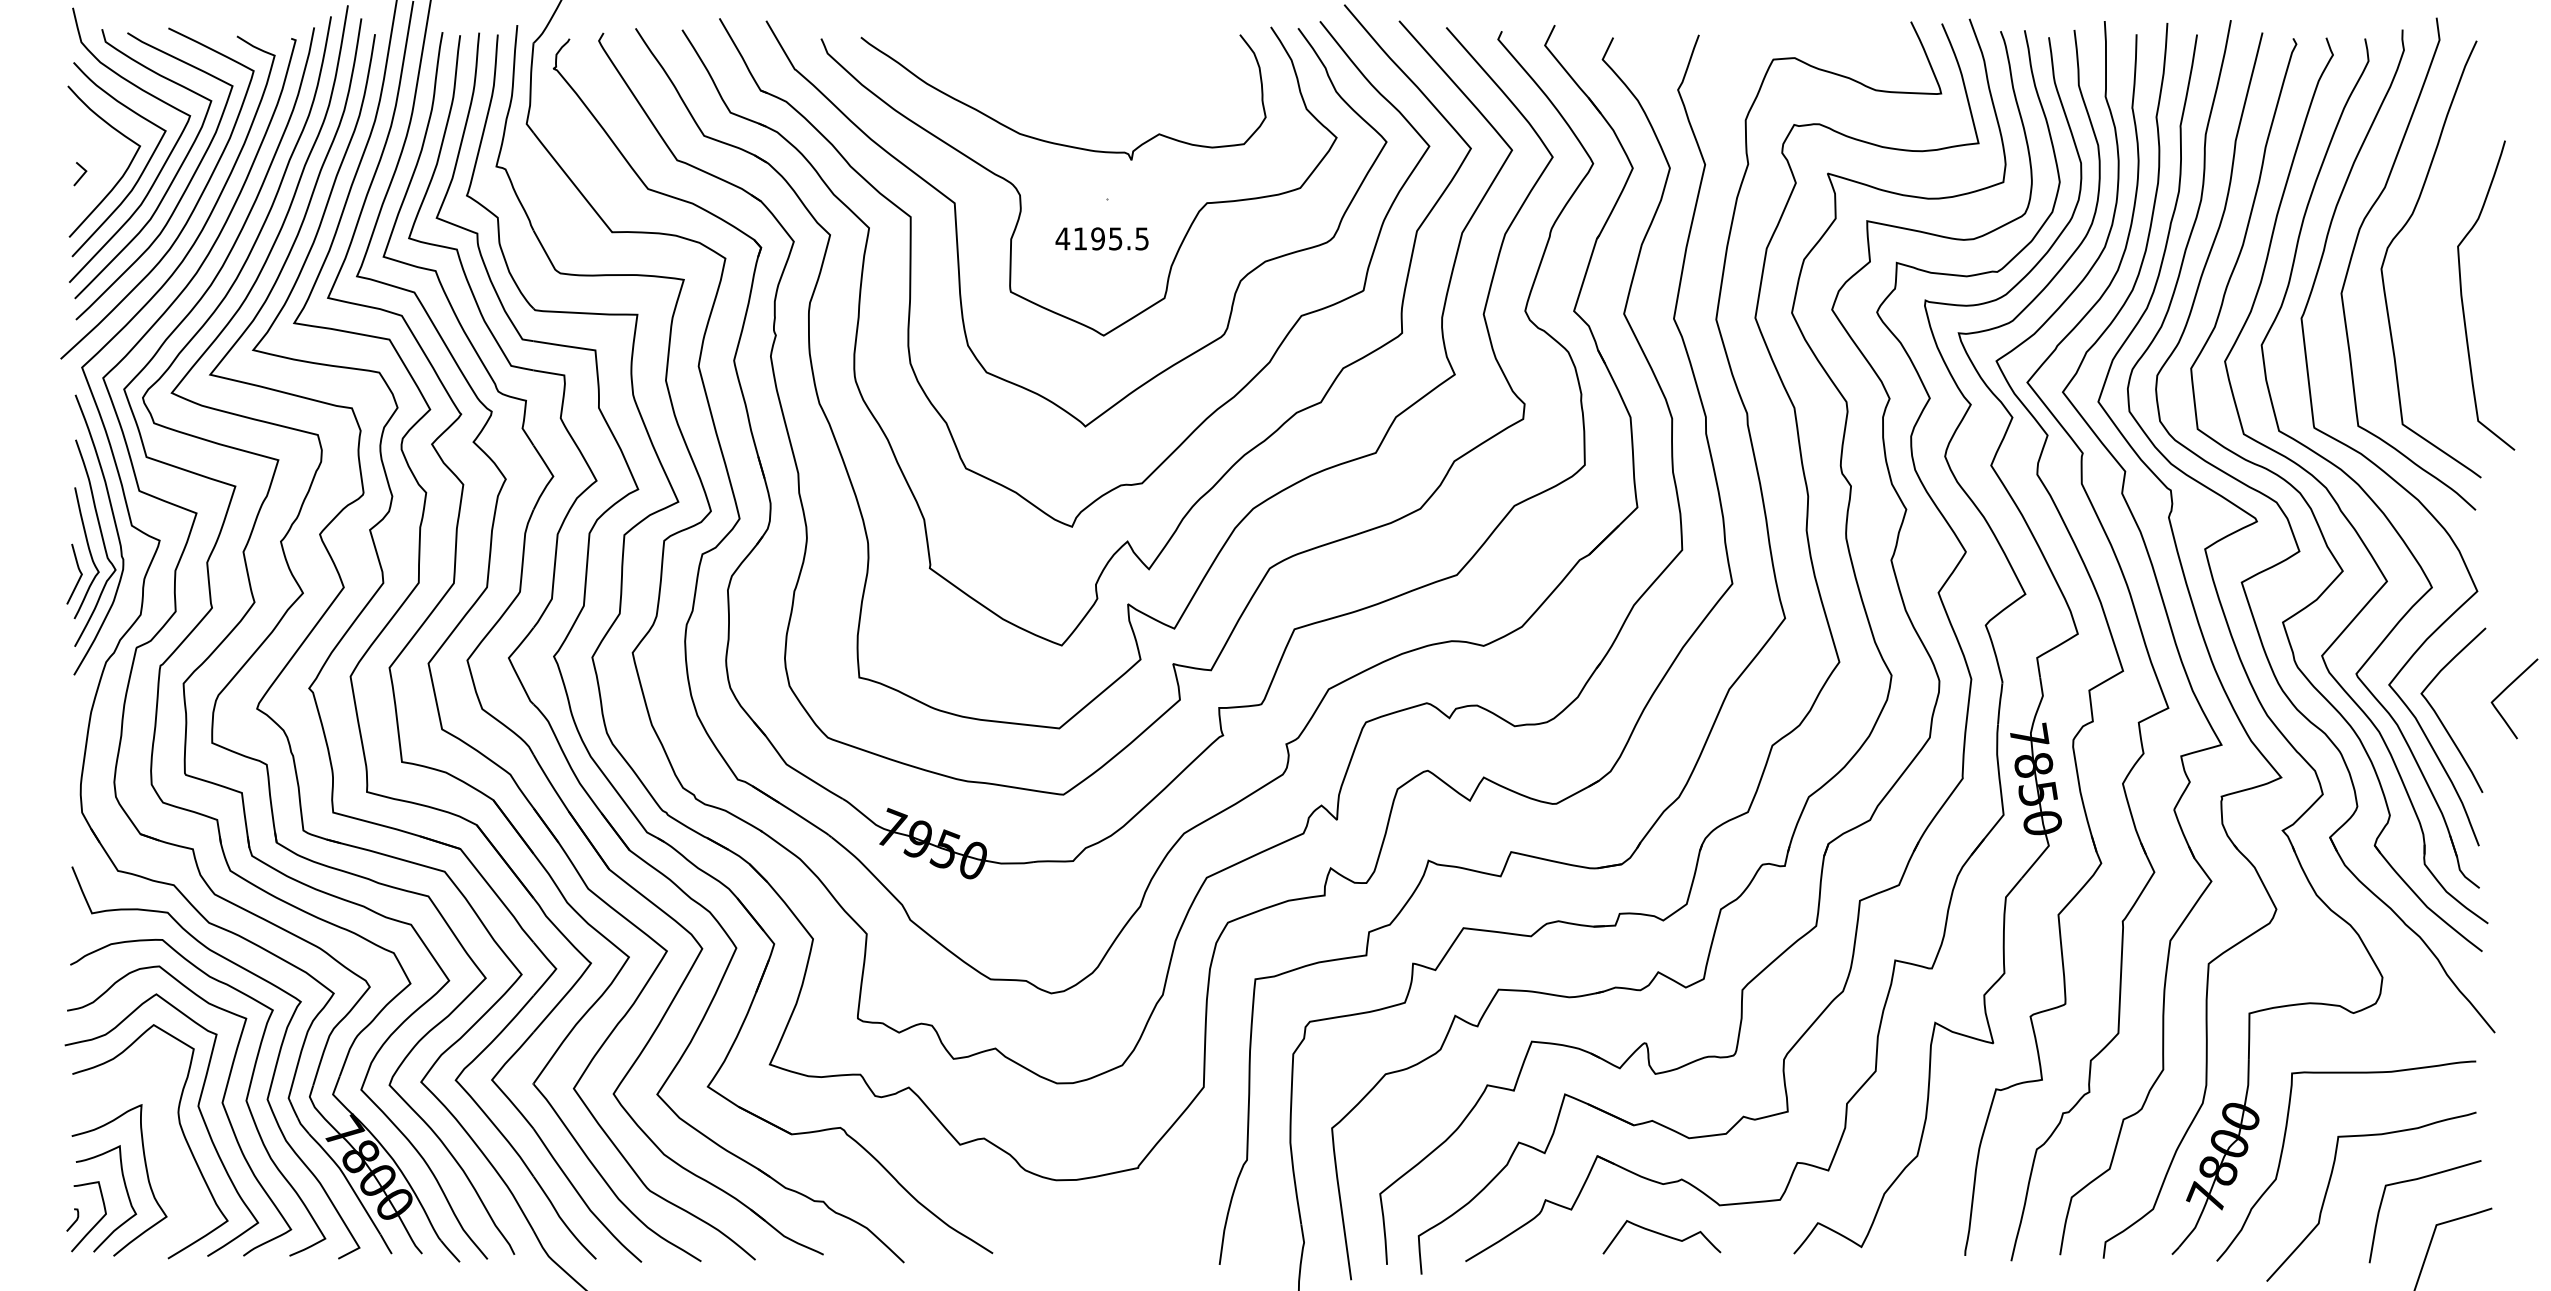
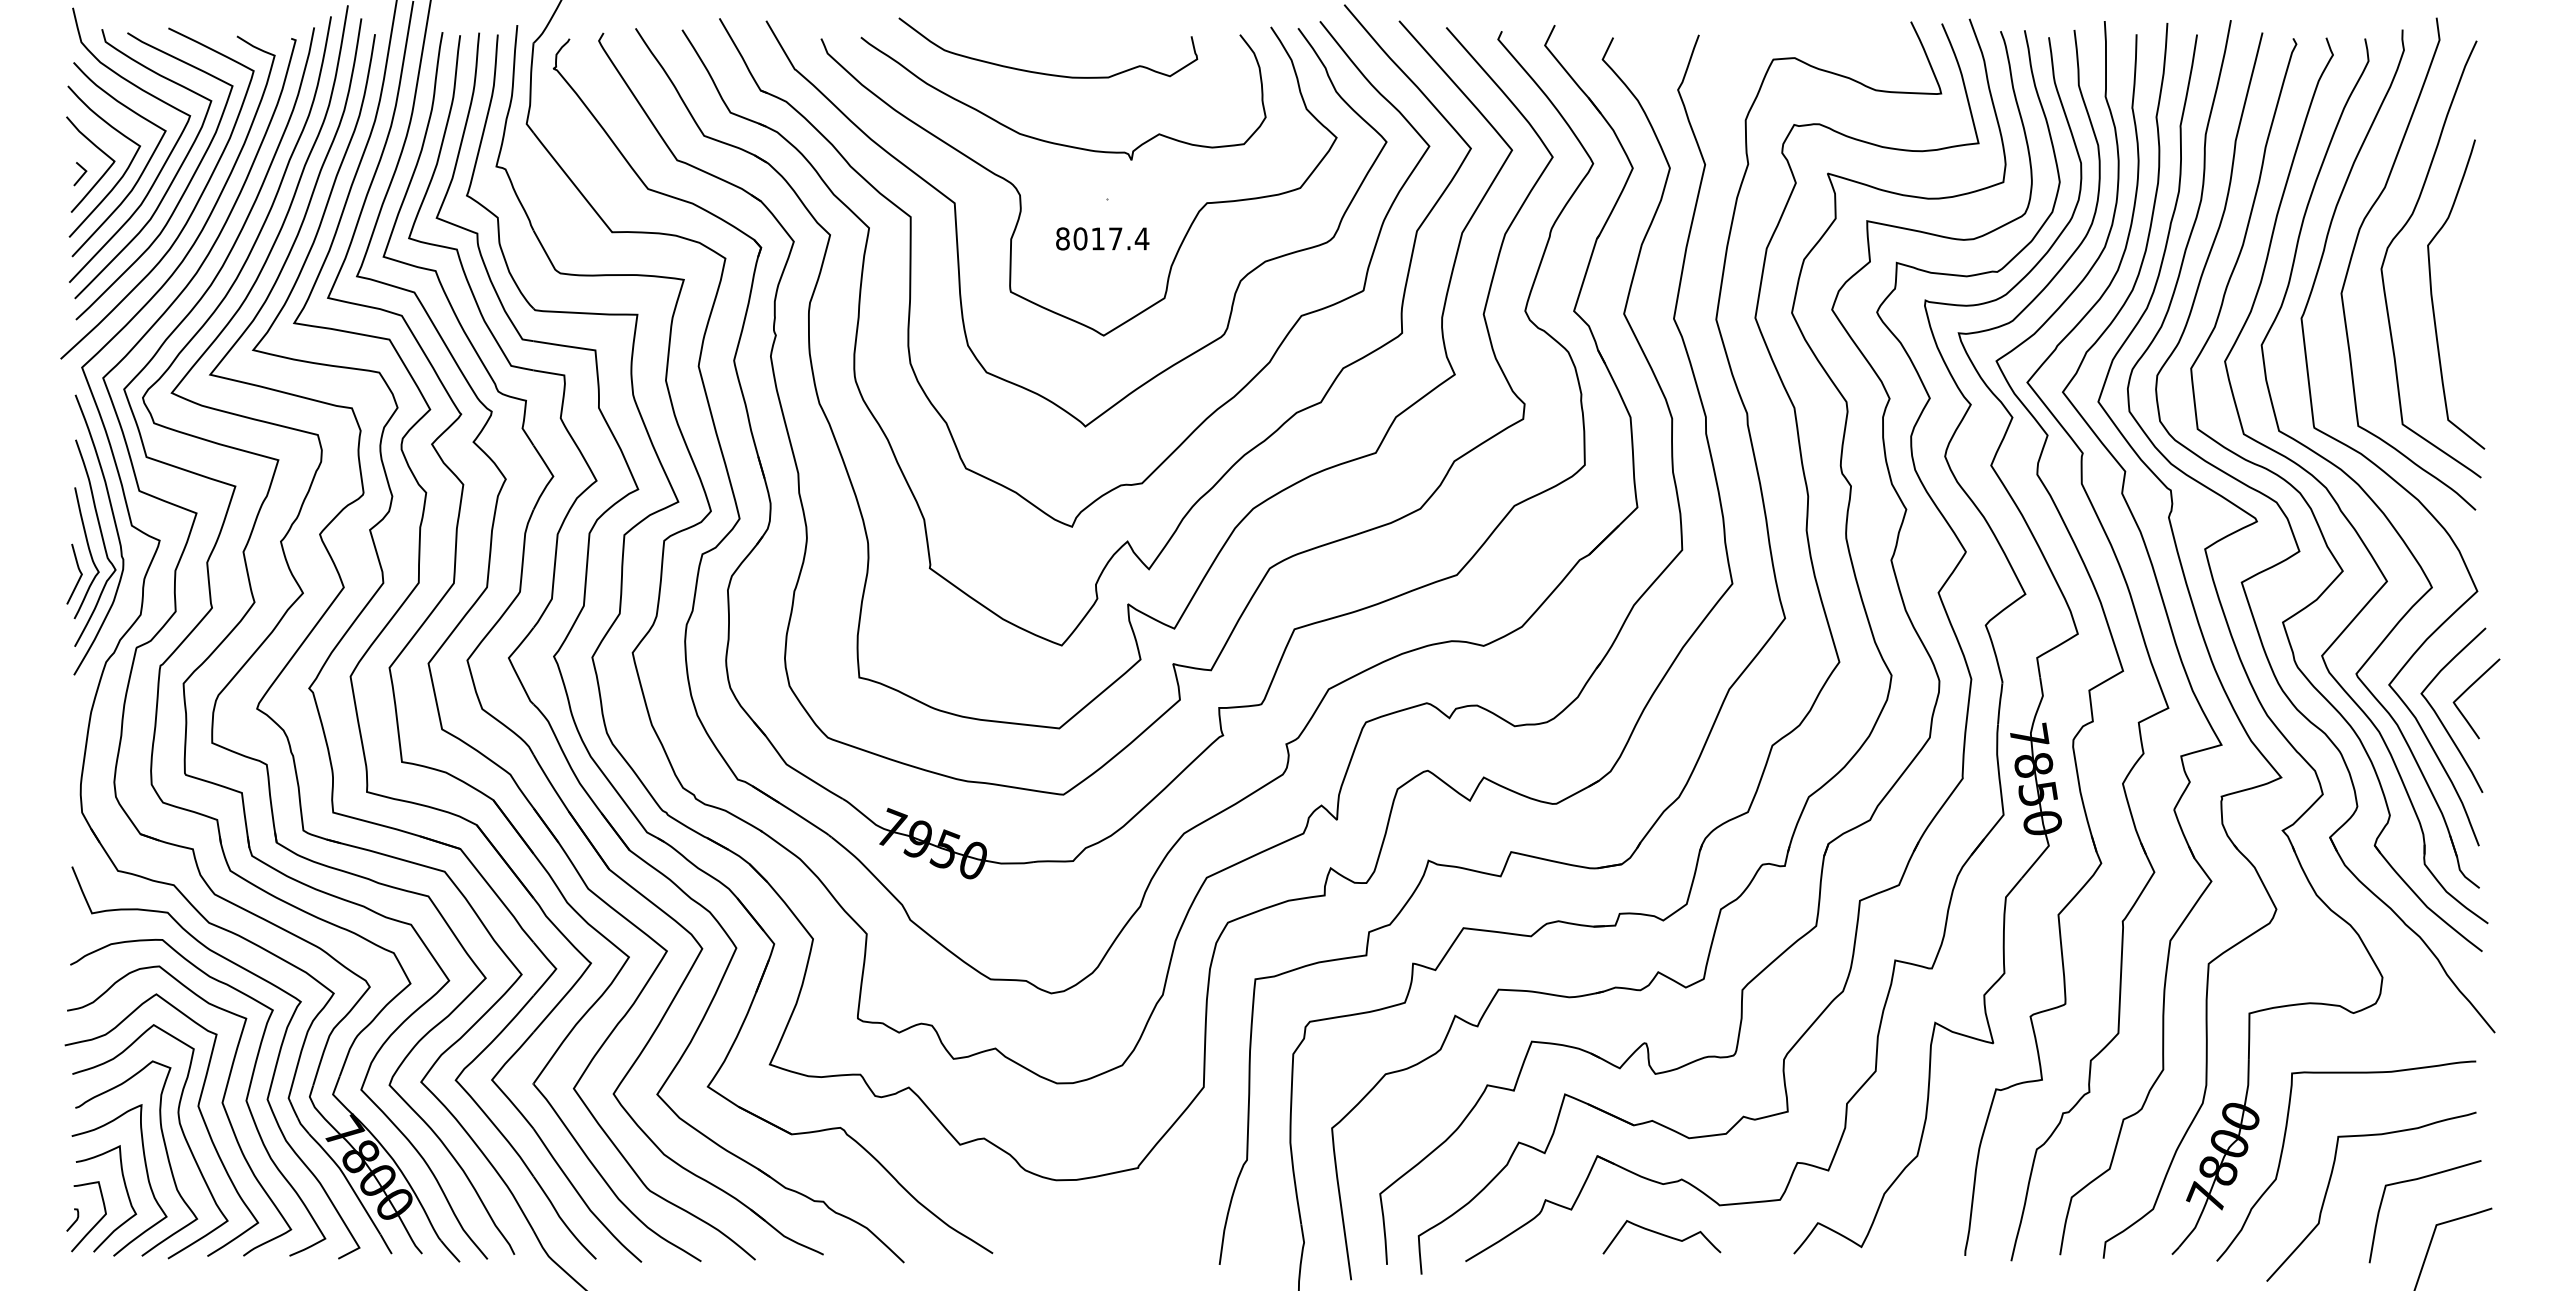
curve: none -> present (1042, 72)
curve: none -> present (102, 174)
text: 4195.5 -> 8017.4 (1102, 238)
curve position: (2462, 295) -> (2432, 294) (2432, 294)
curve position: (2506, 689) -> (2468, 689) (2468, 689)
curve: none -> present (165, 1151)
